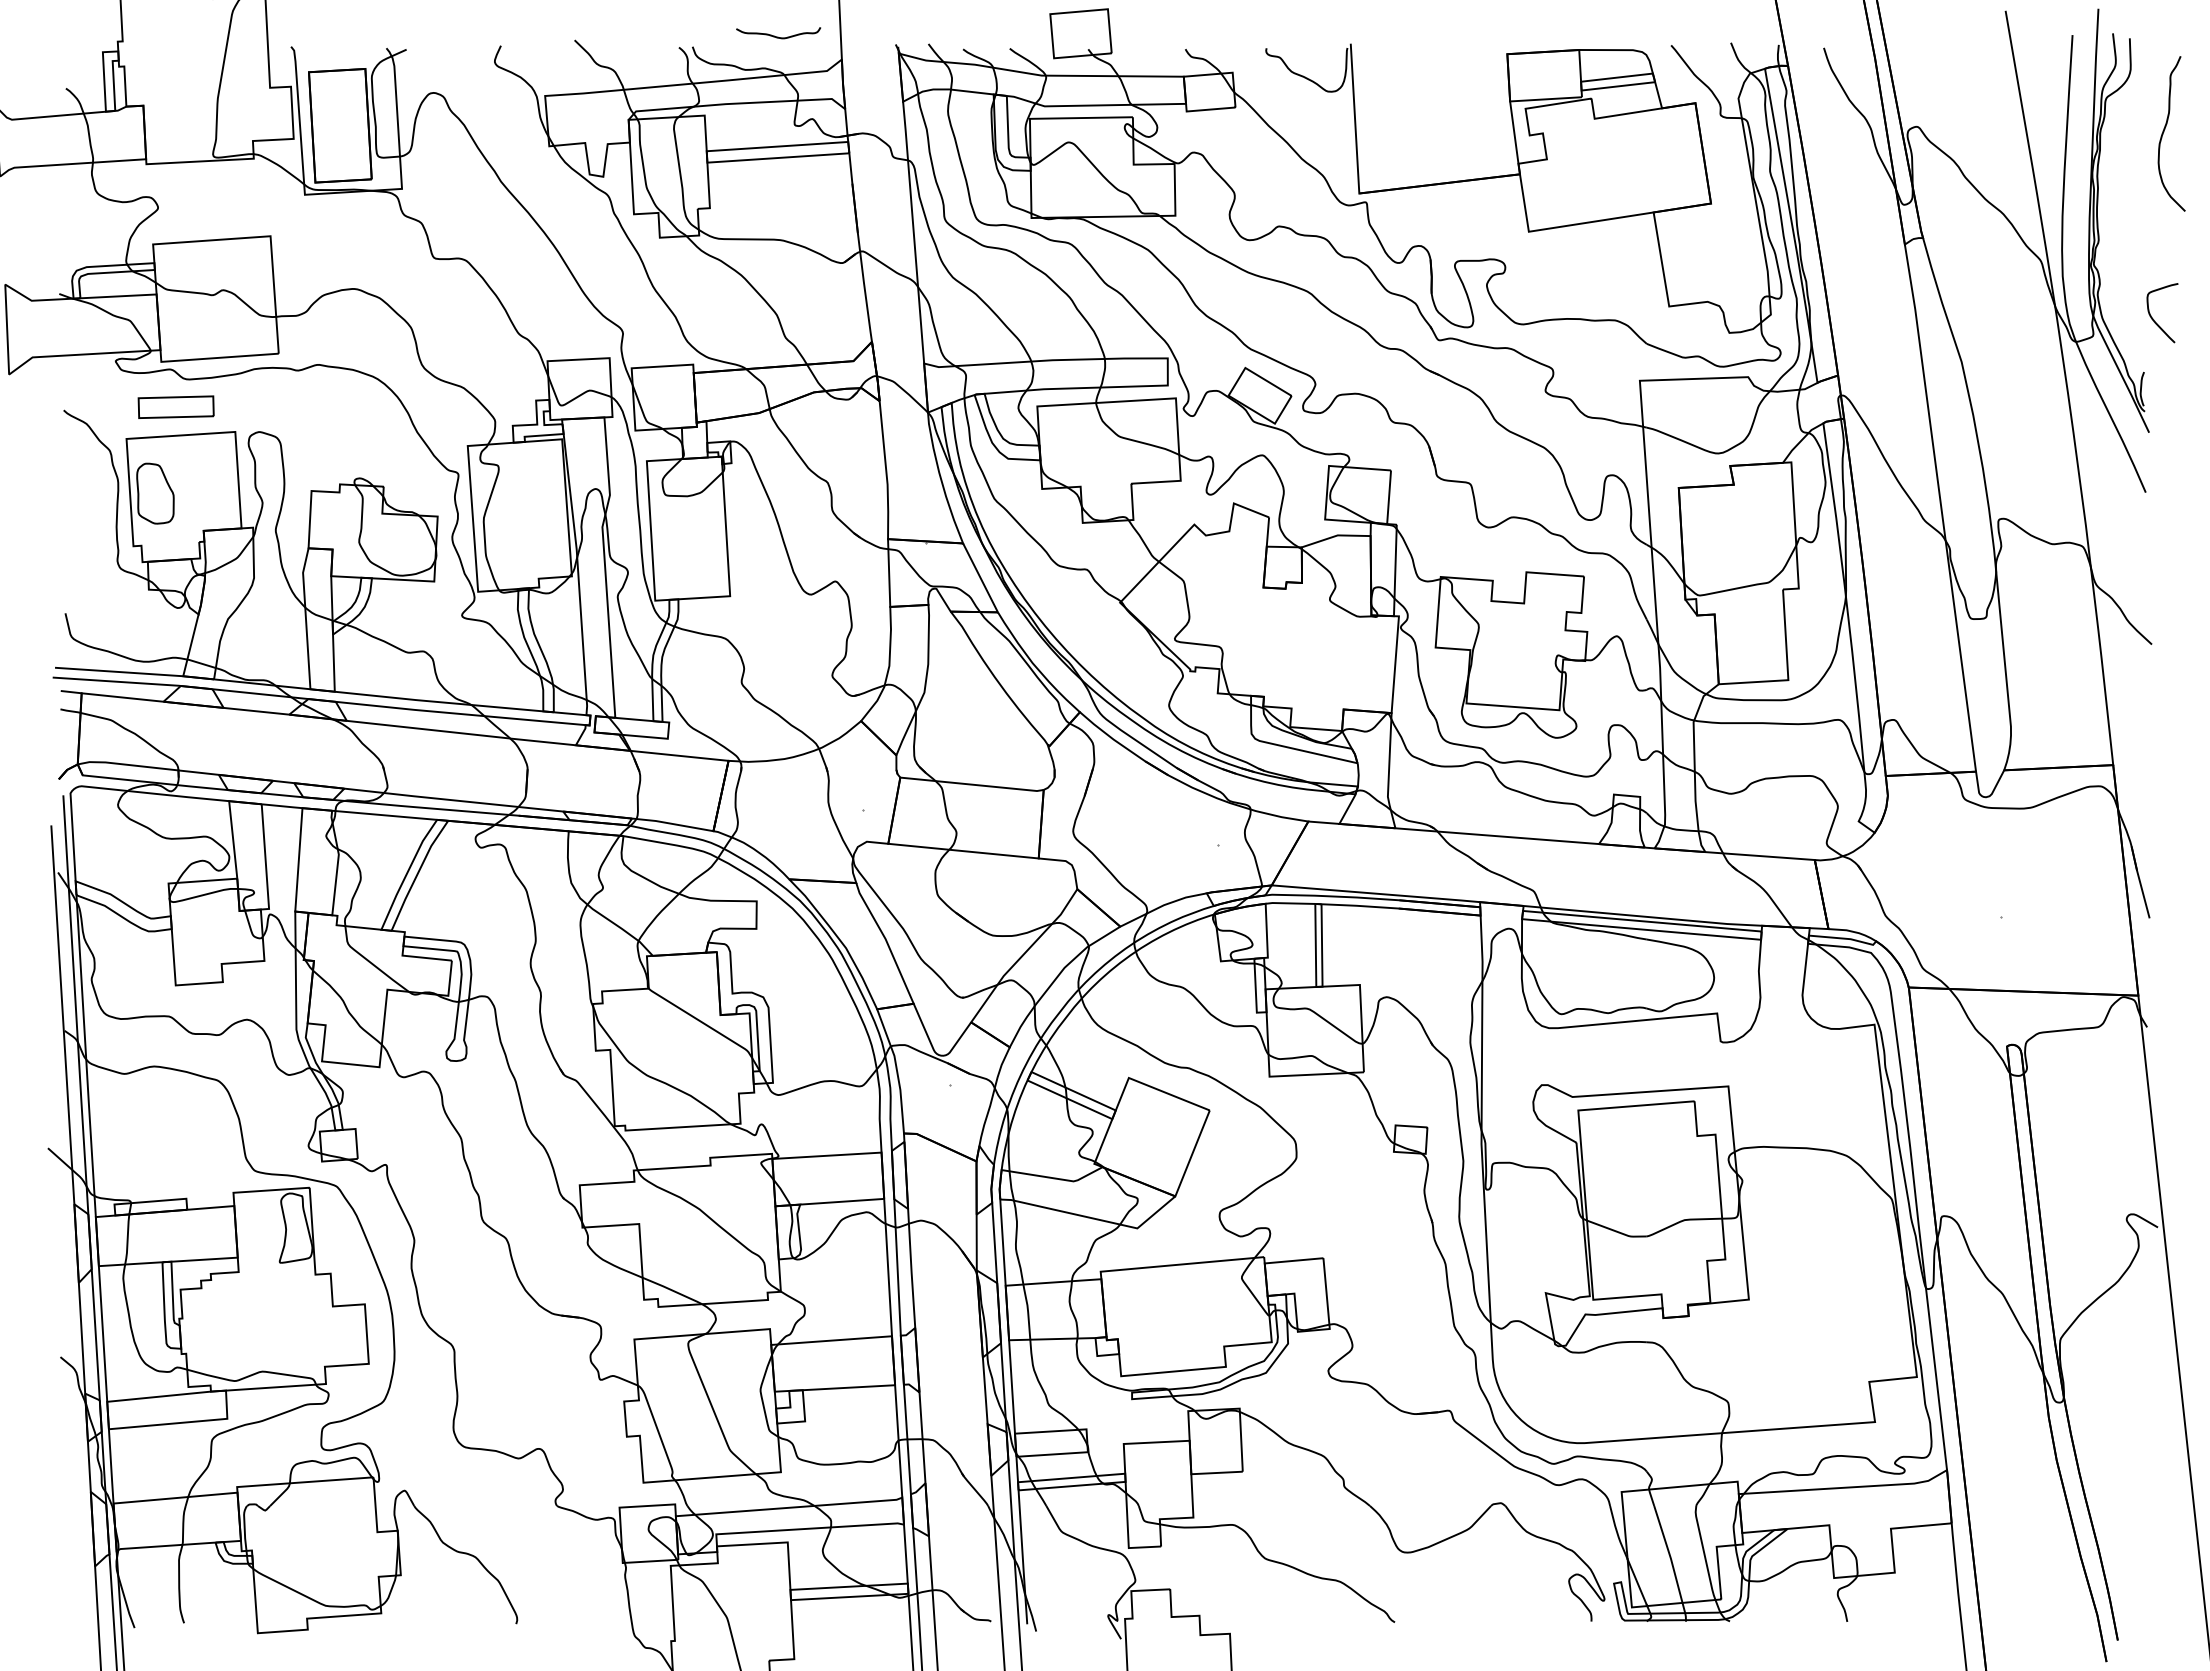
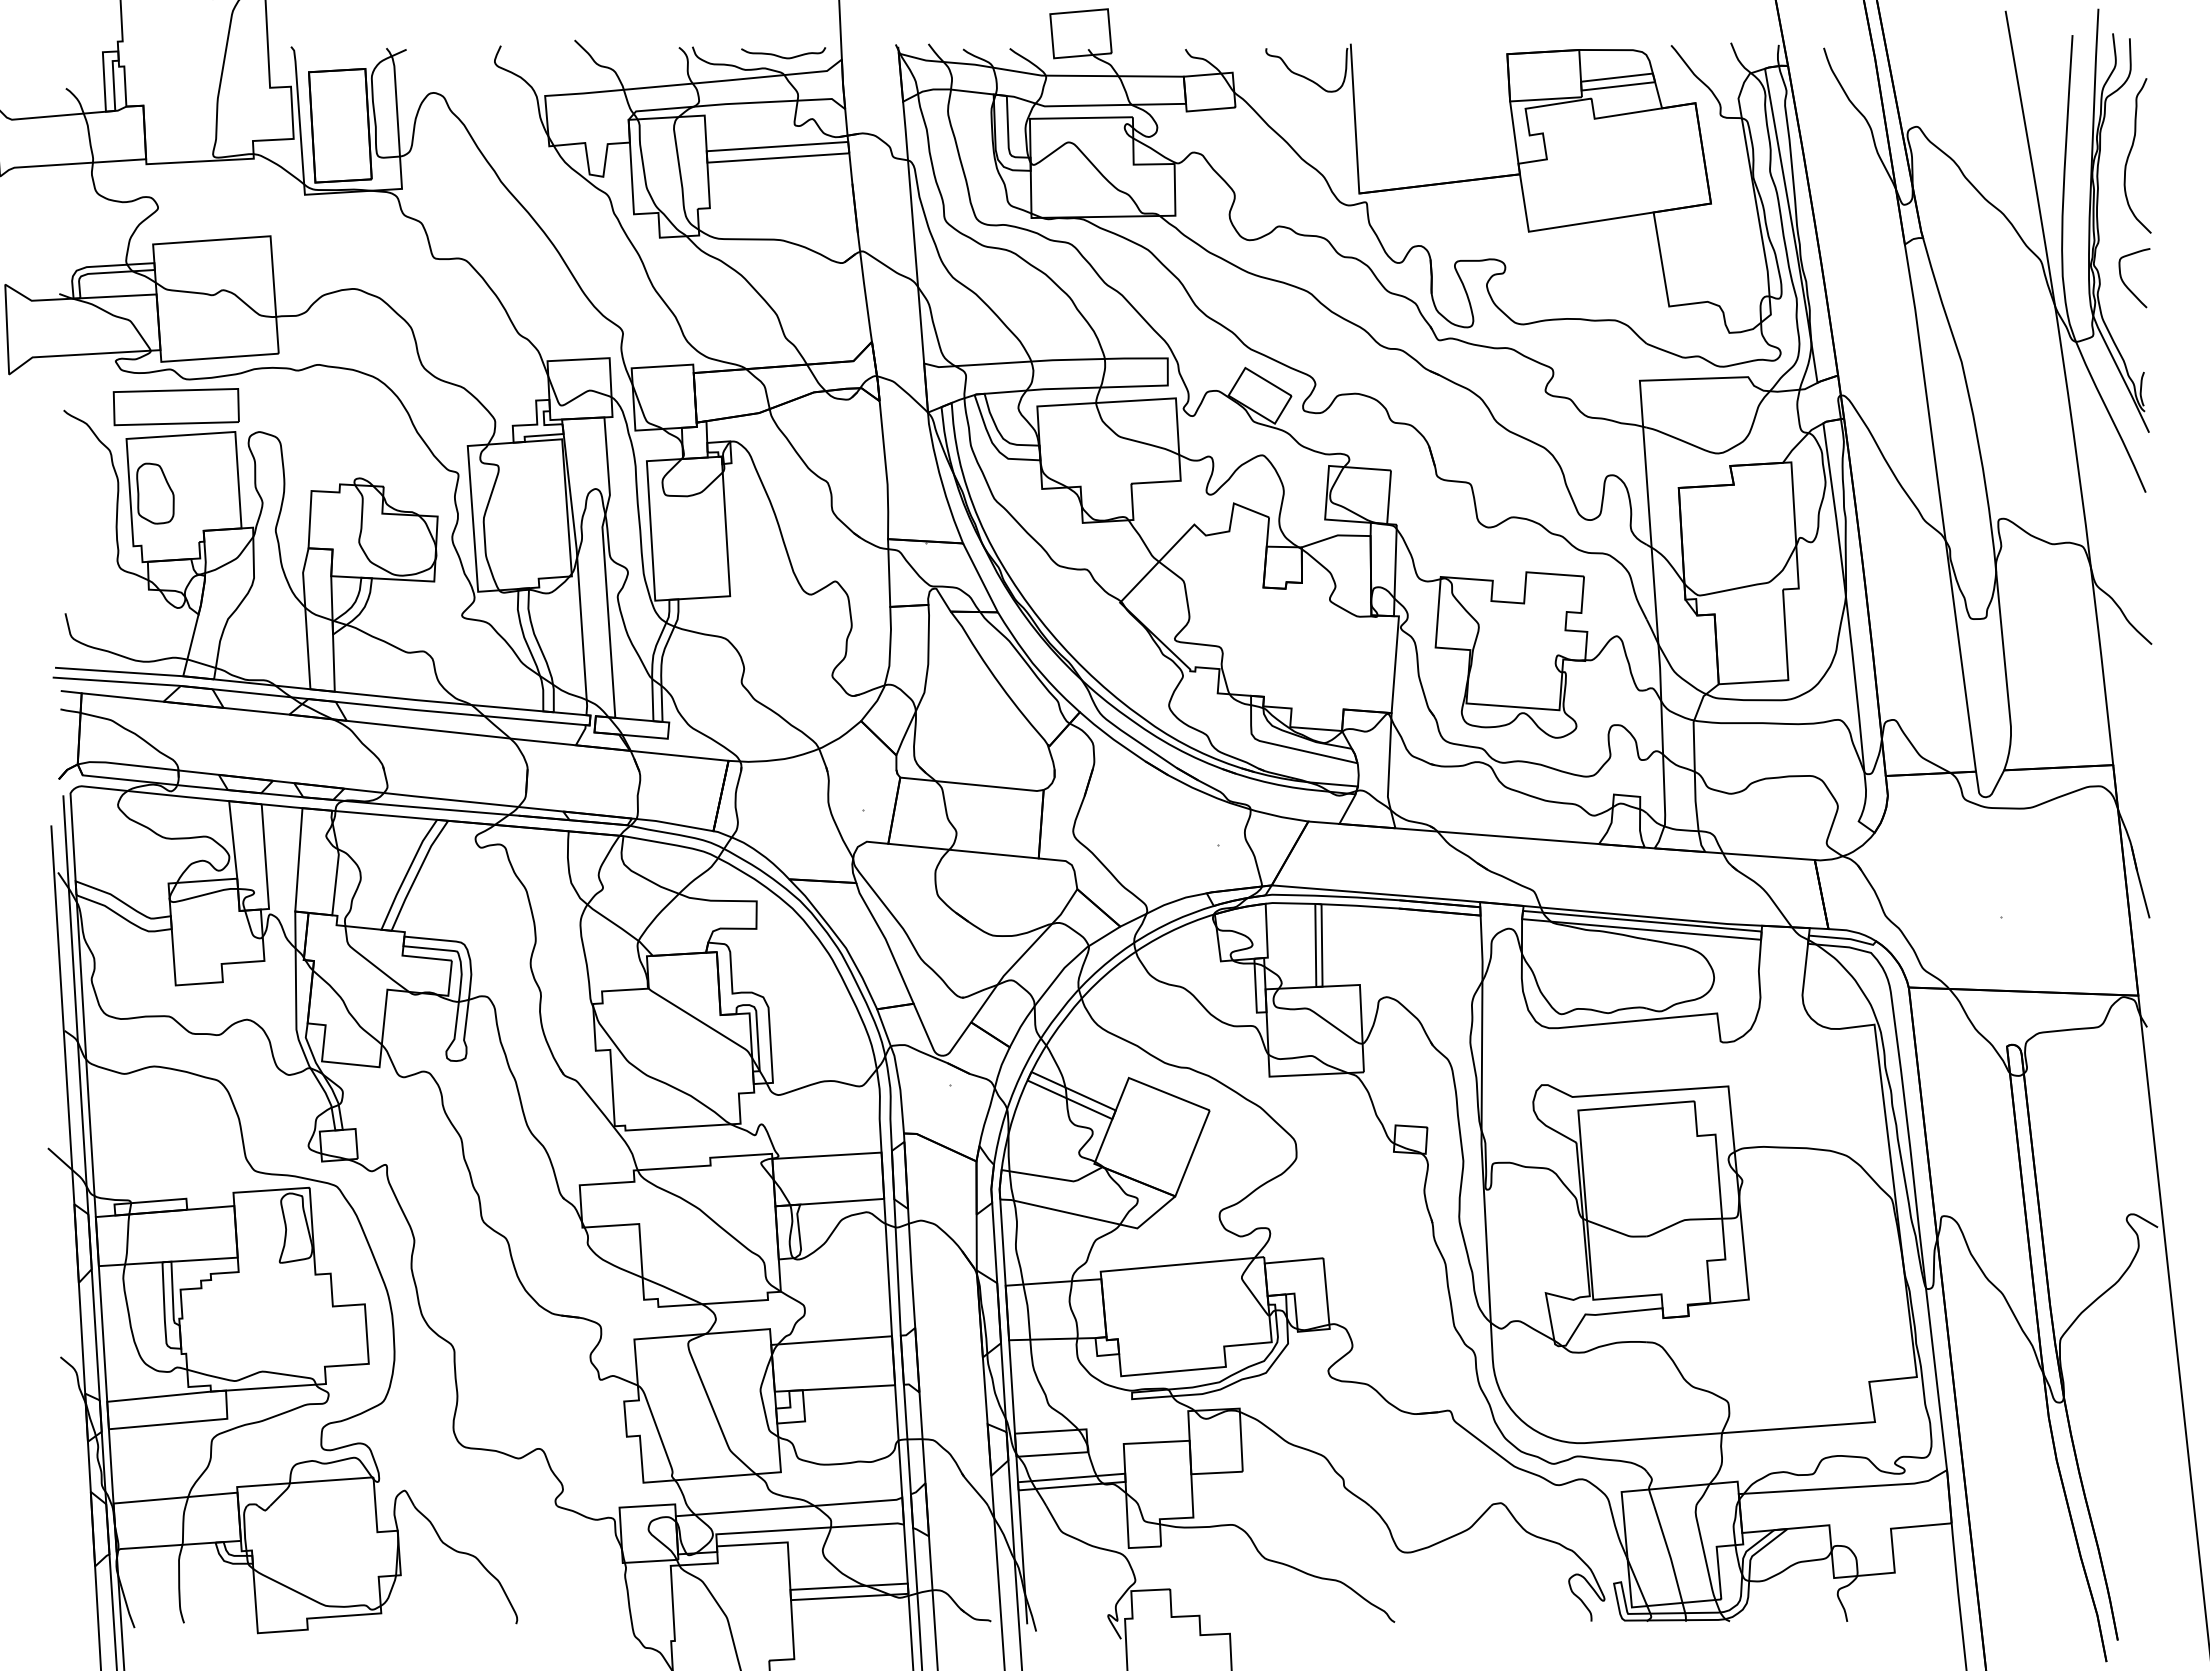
curve position: (778, 36) -> (783, 56) (783, 56)
curve position: (2164, 132) -> (2130, 154) (2130, 154)
curve position: (2154, 319) -> (2126, 284) (2126, 284)
part size: 78x24 px -> 128x39 px (175, 407)
